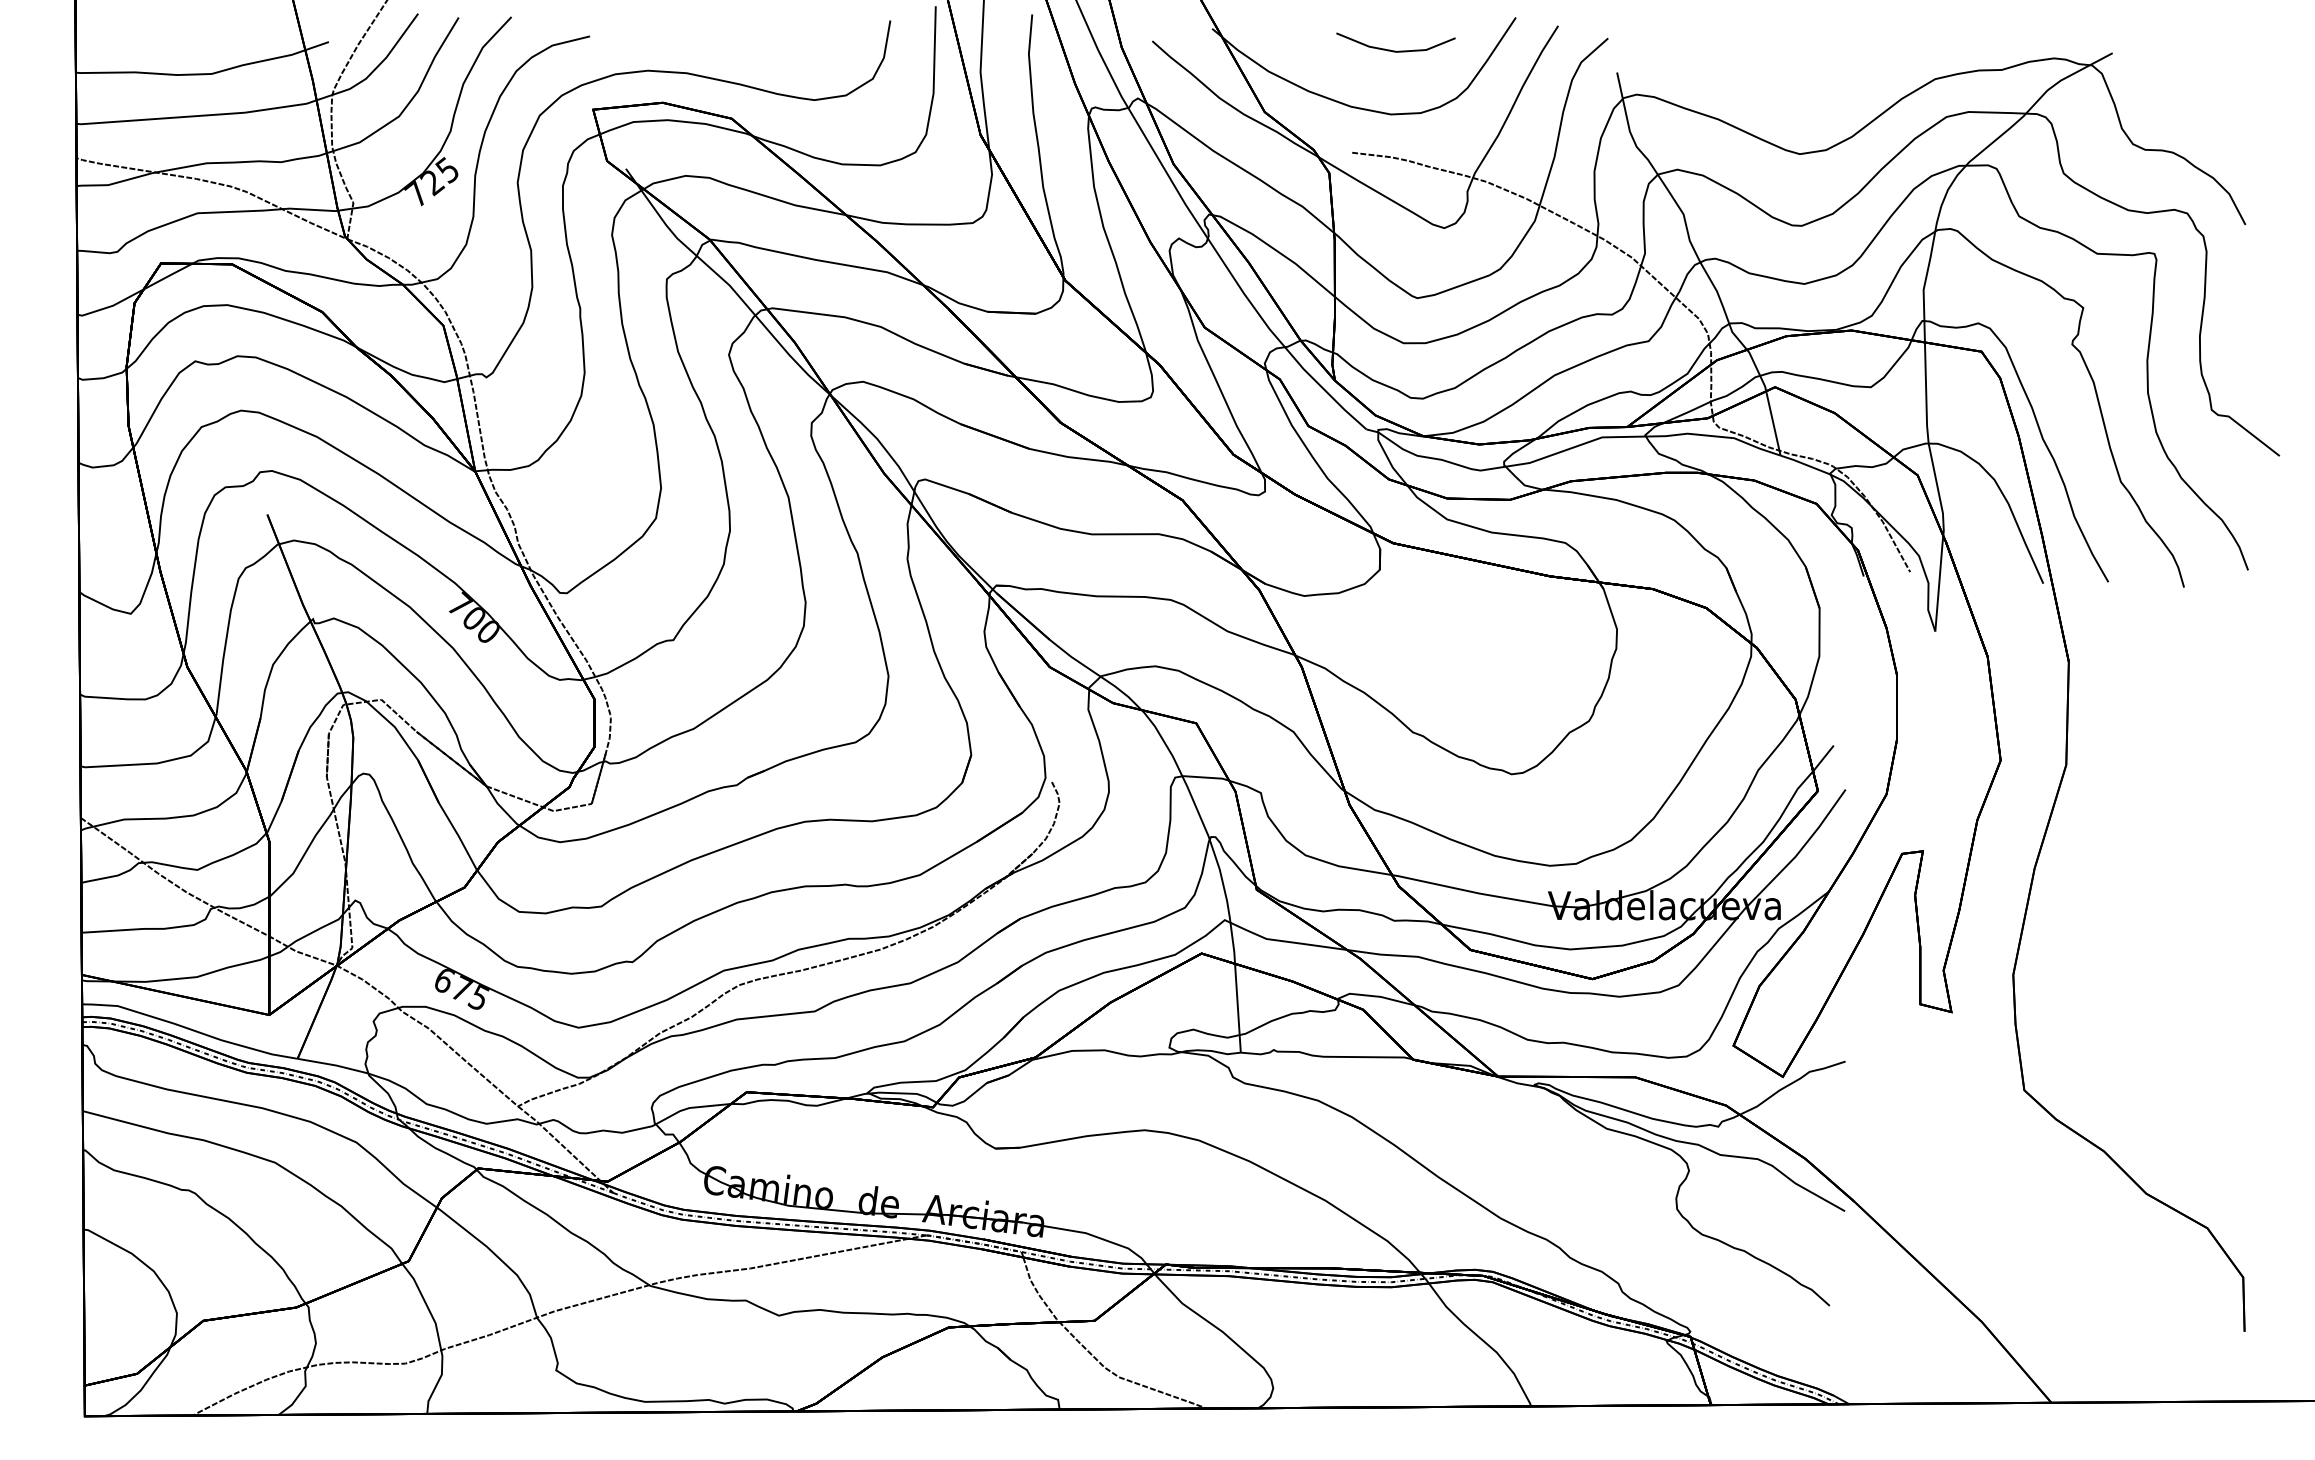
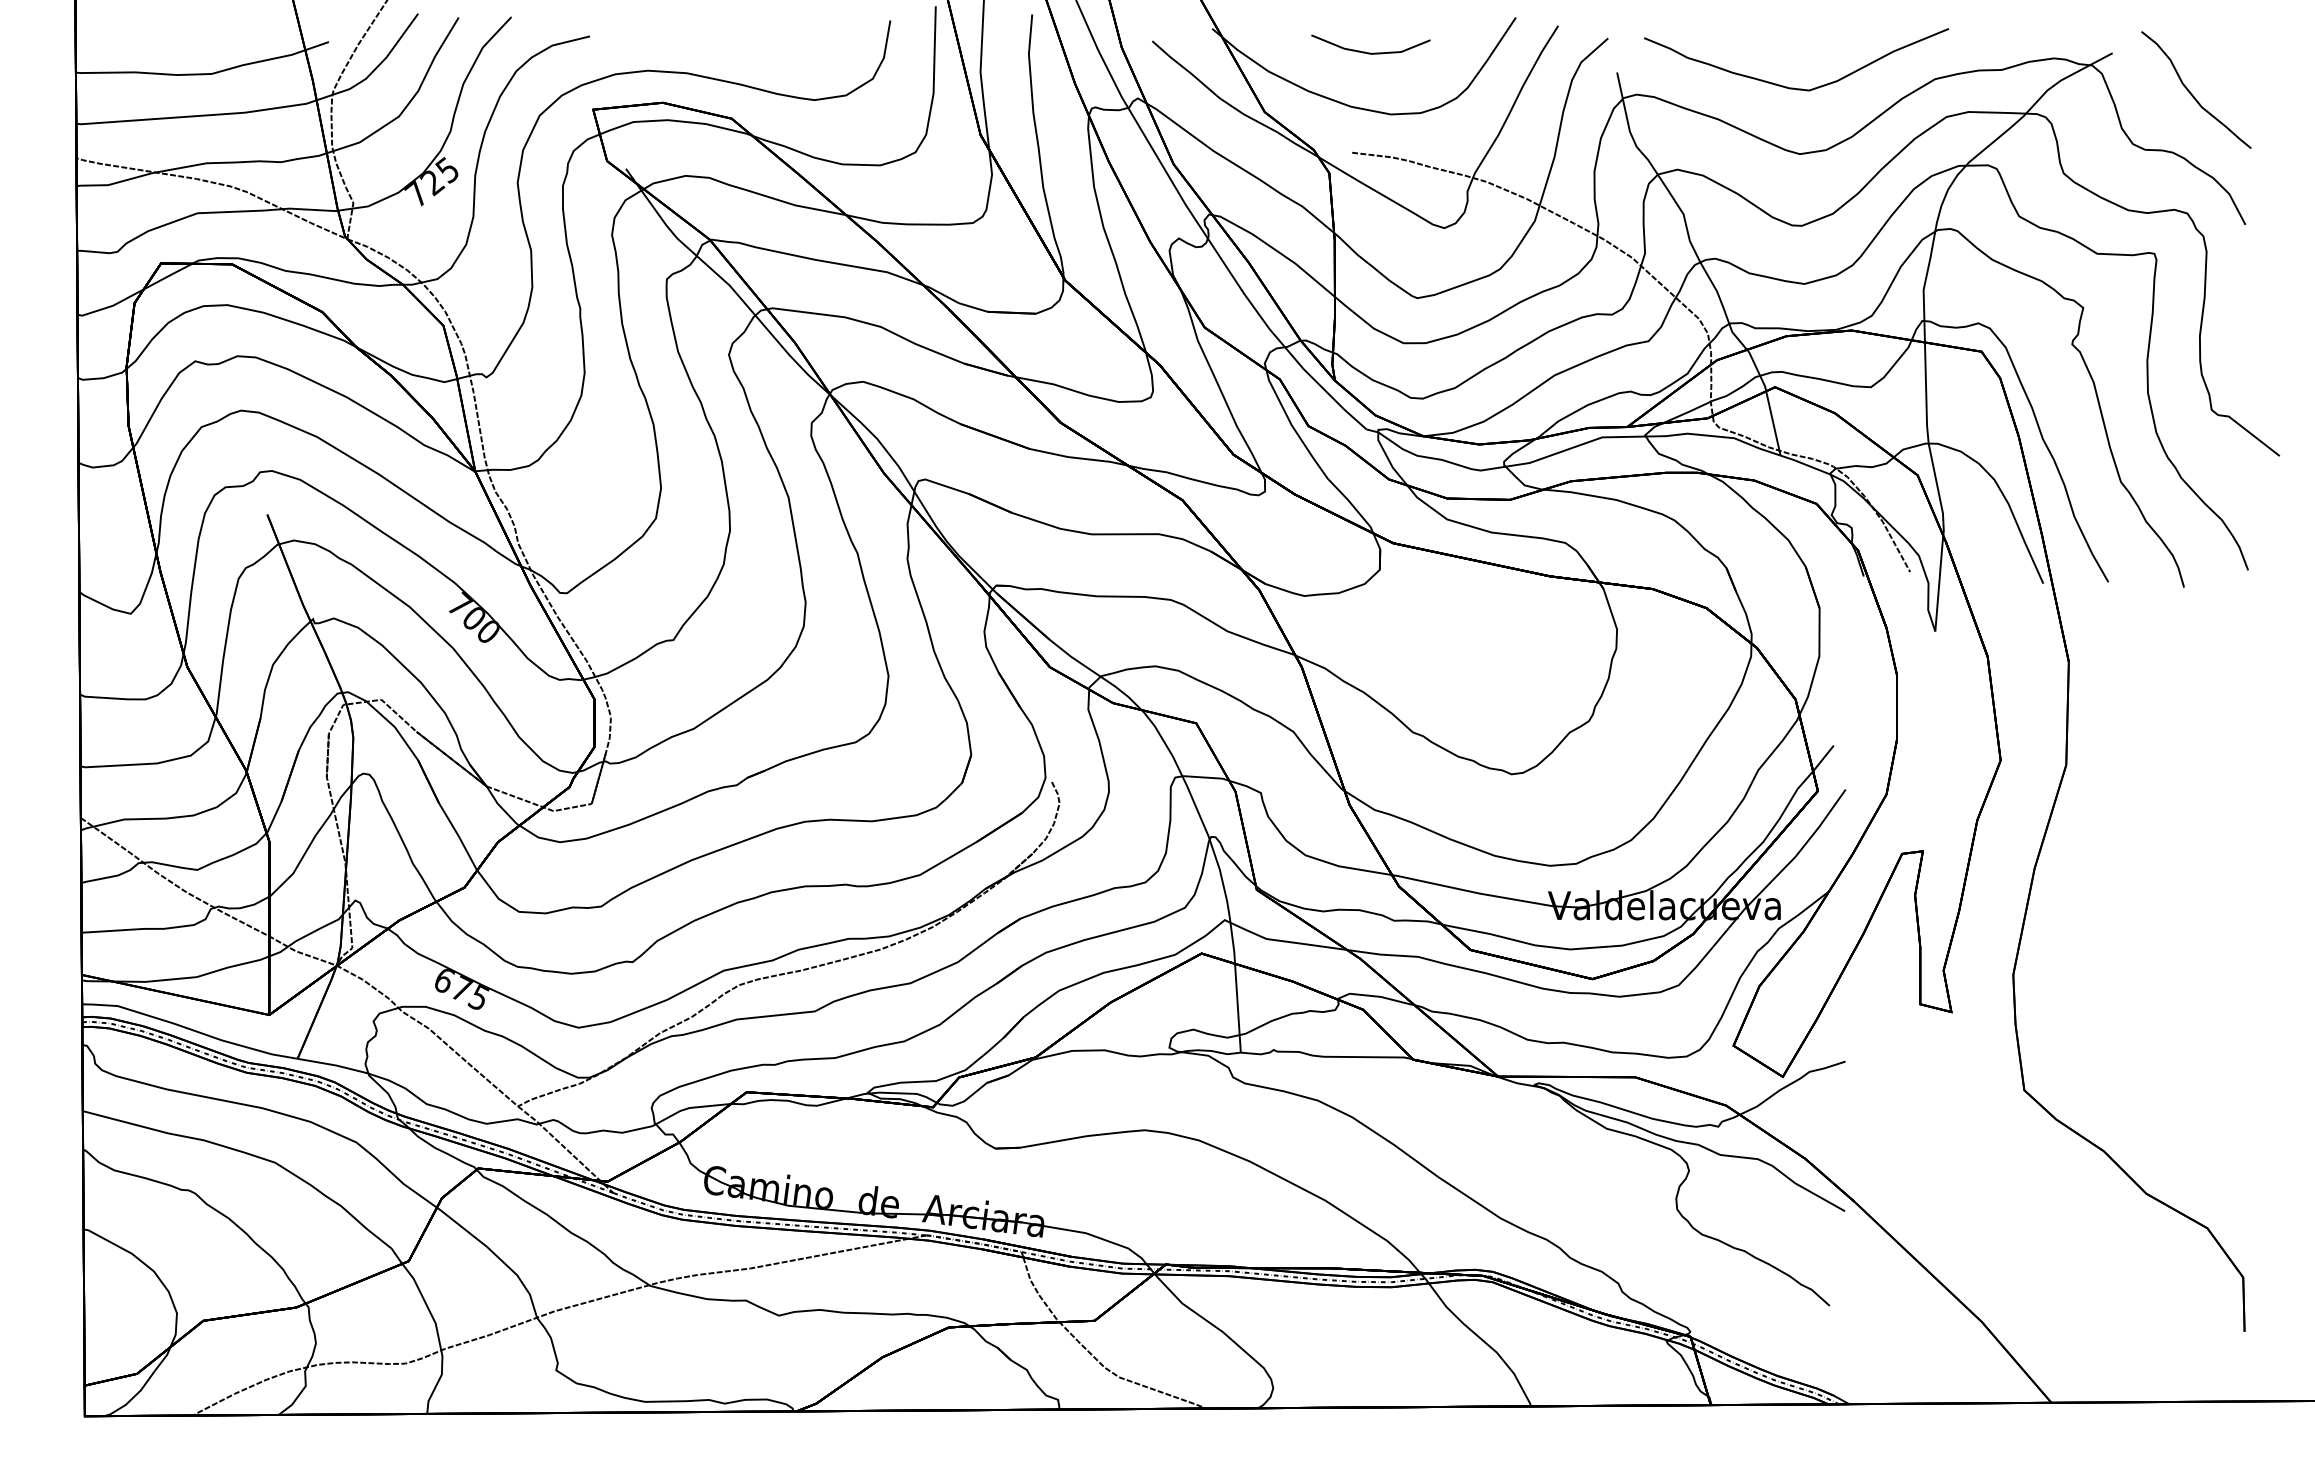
line position: (1395, 50) -> (1370, 52) (1370, 52)
curve: none -> present (1793, 87)
curve: none -> present (2191, 92)
